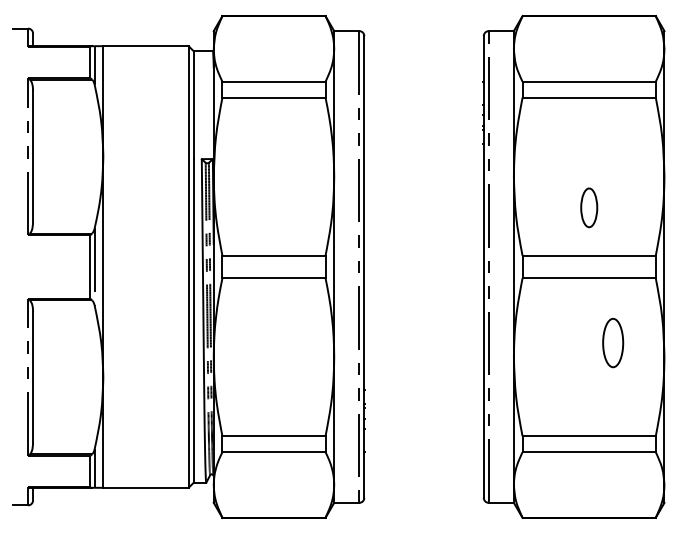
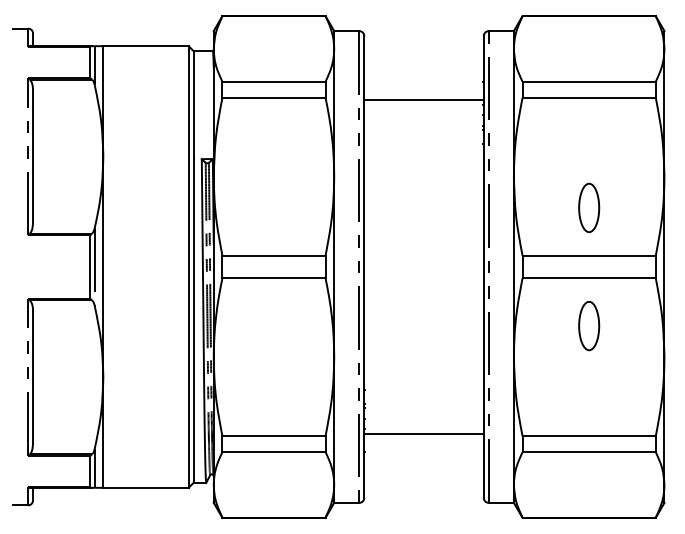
line: none -> present (423, 100)
part size: 19x42 px -> 23x51 px (589, 207)
part position: (613, 343) -> (589, 326) (589, 326)
line: none -> present (423, 433)
